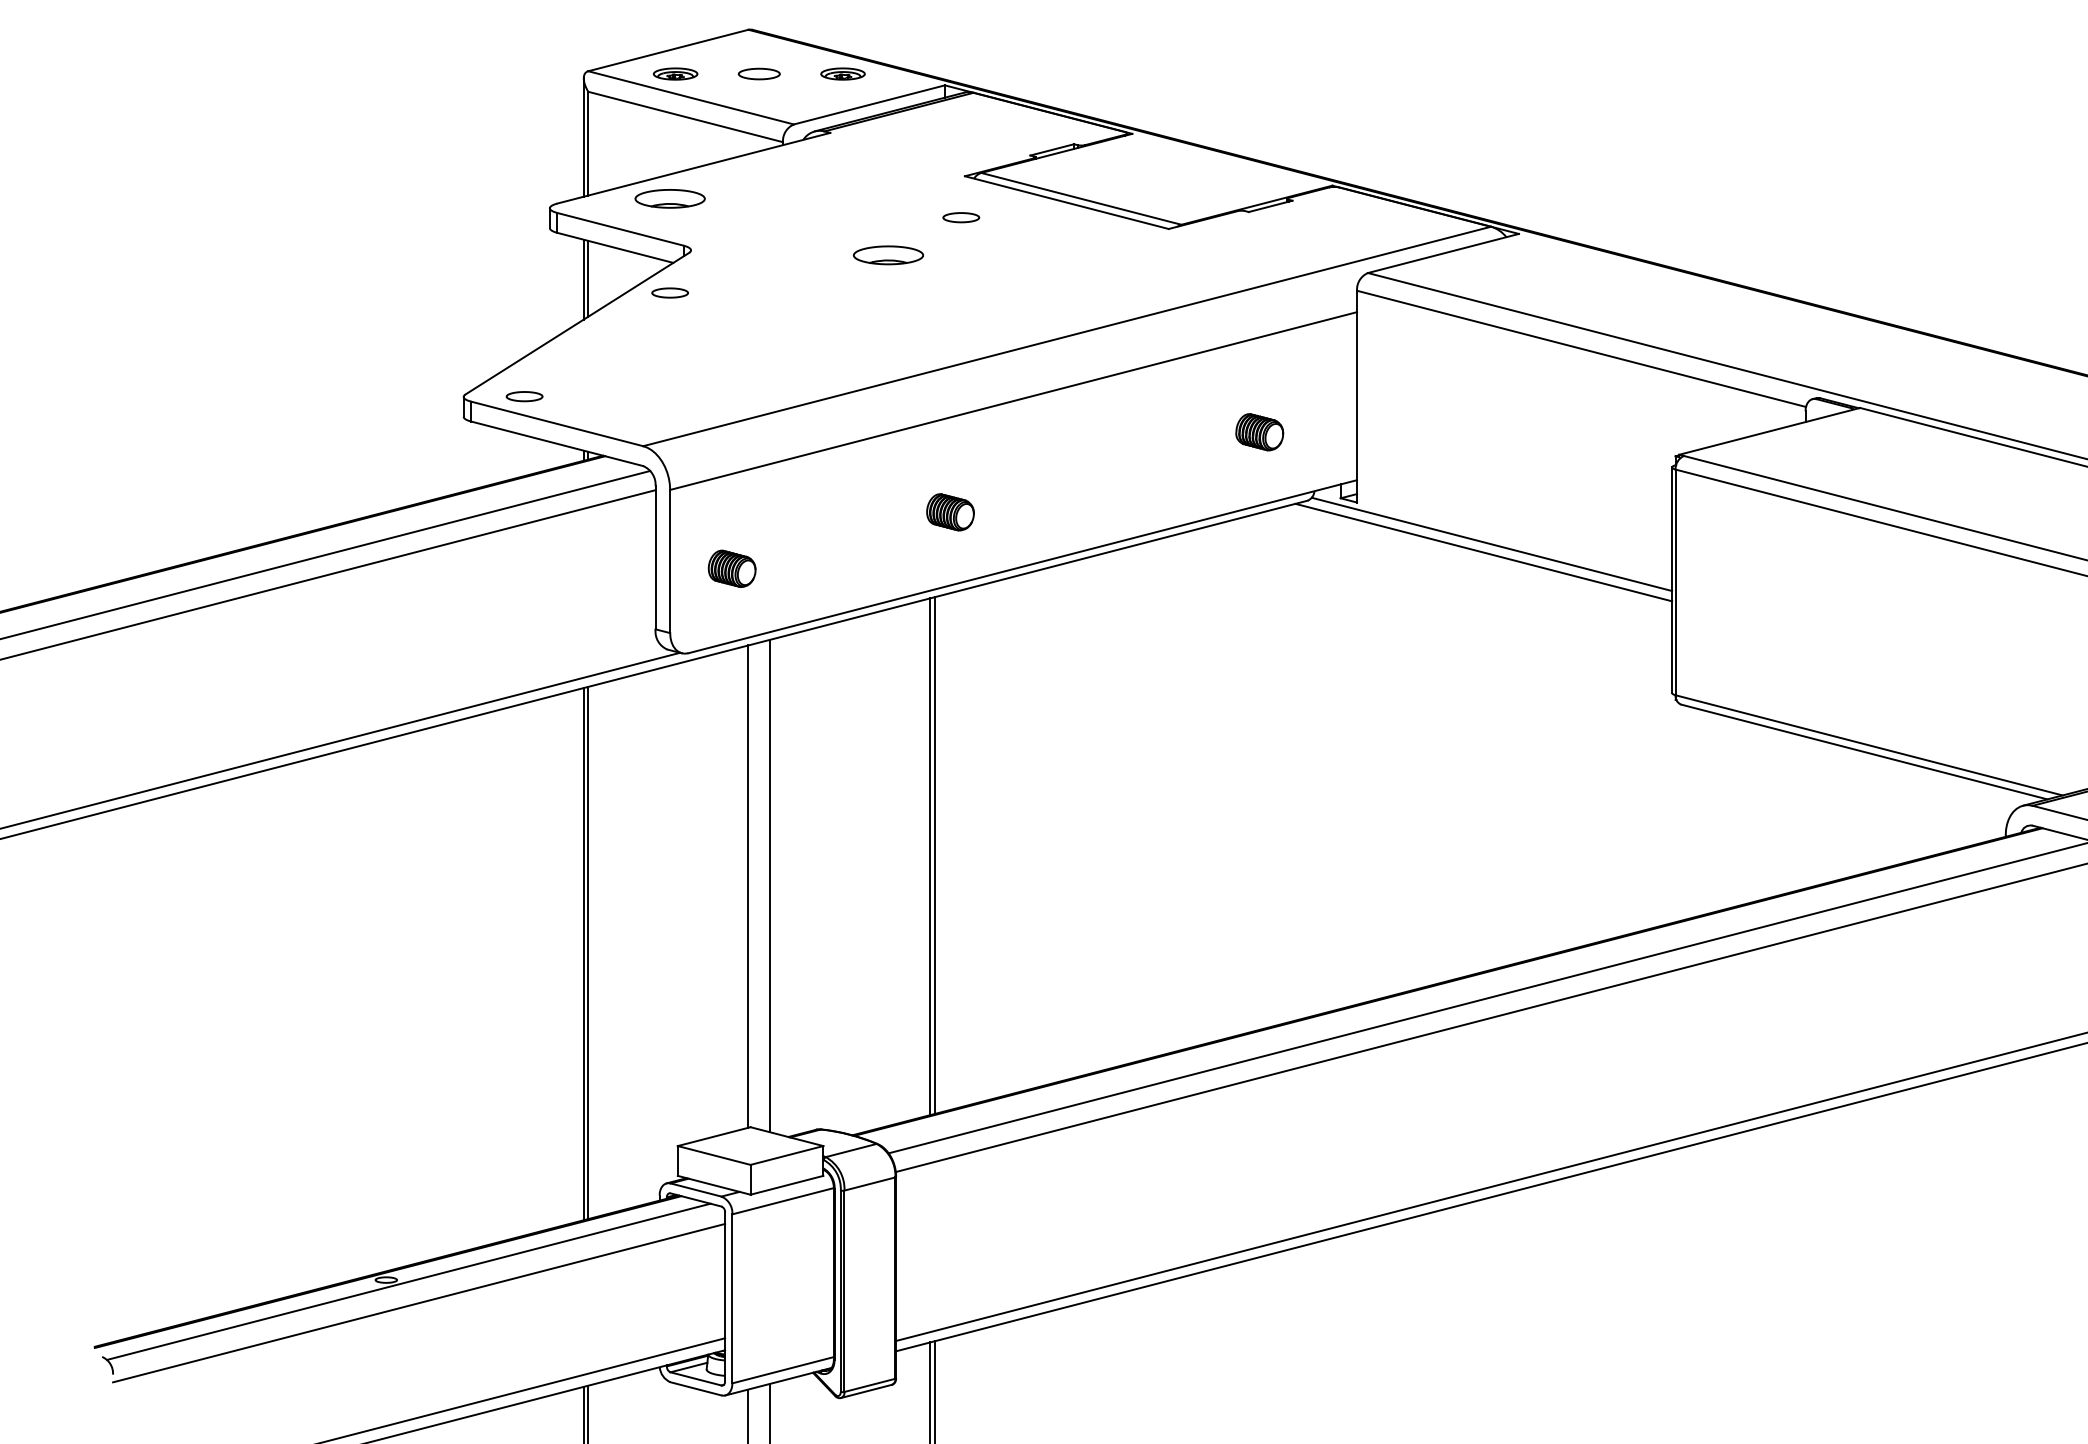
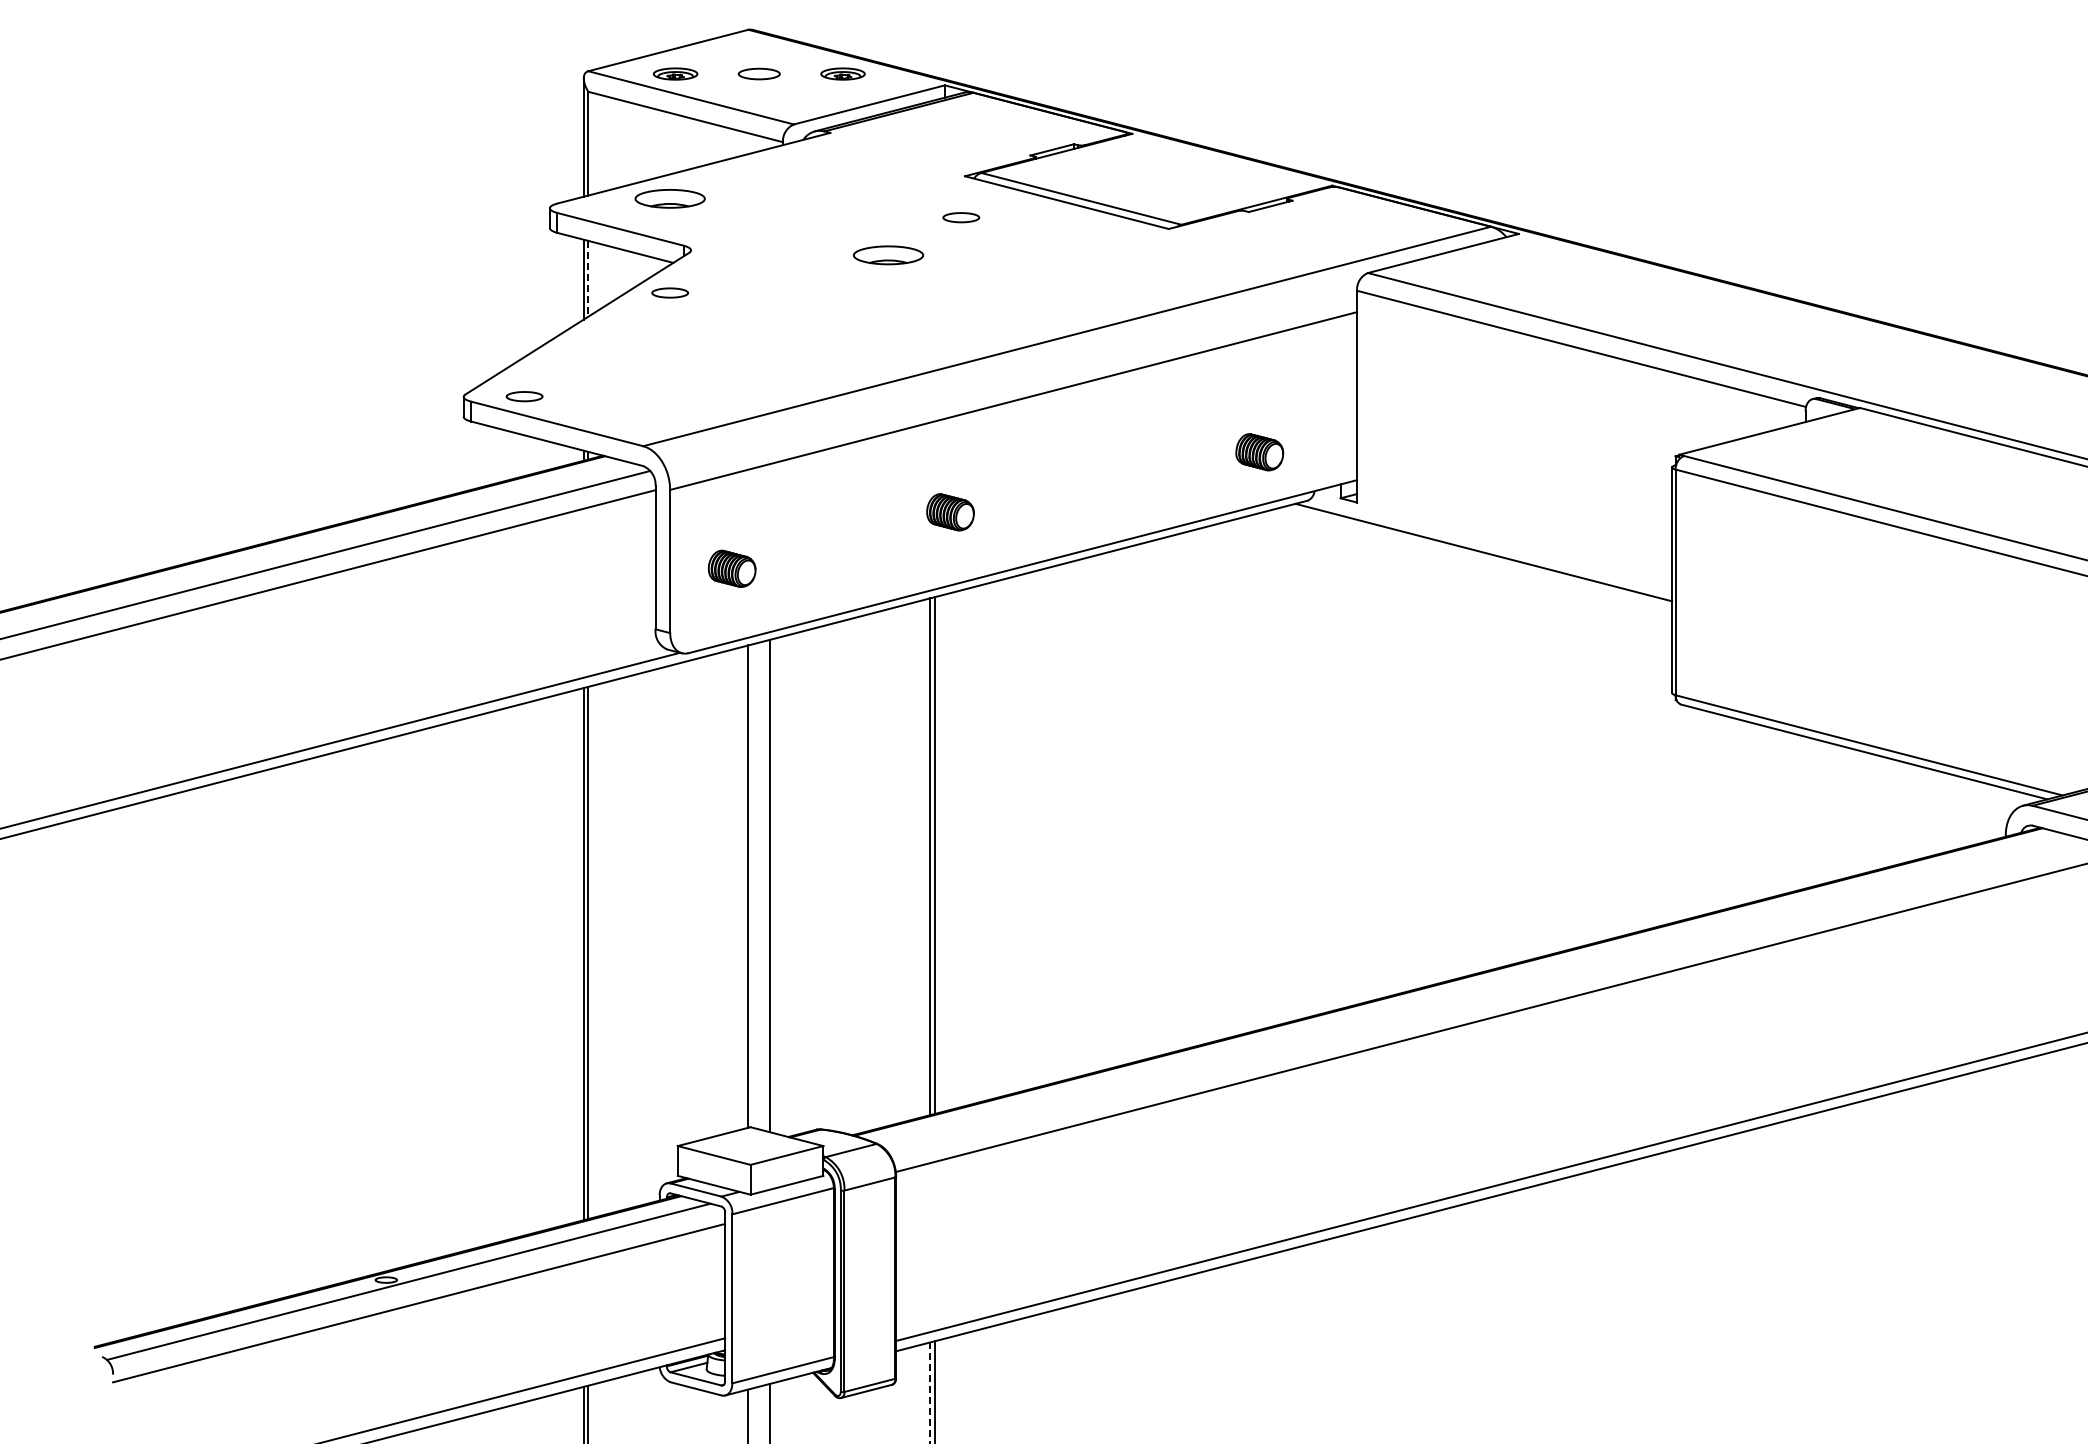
line: solid -> dashed (588, 278)
part position: (1259, 432) -> (1259, 452) (1259, 452)
line: present -> none (1491, 544)
line: present -> none (1486, 998)
line: solid -> dashed (930, 1393)
